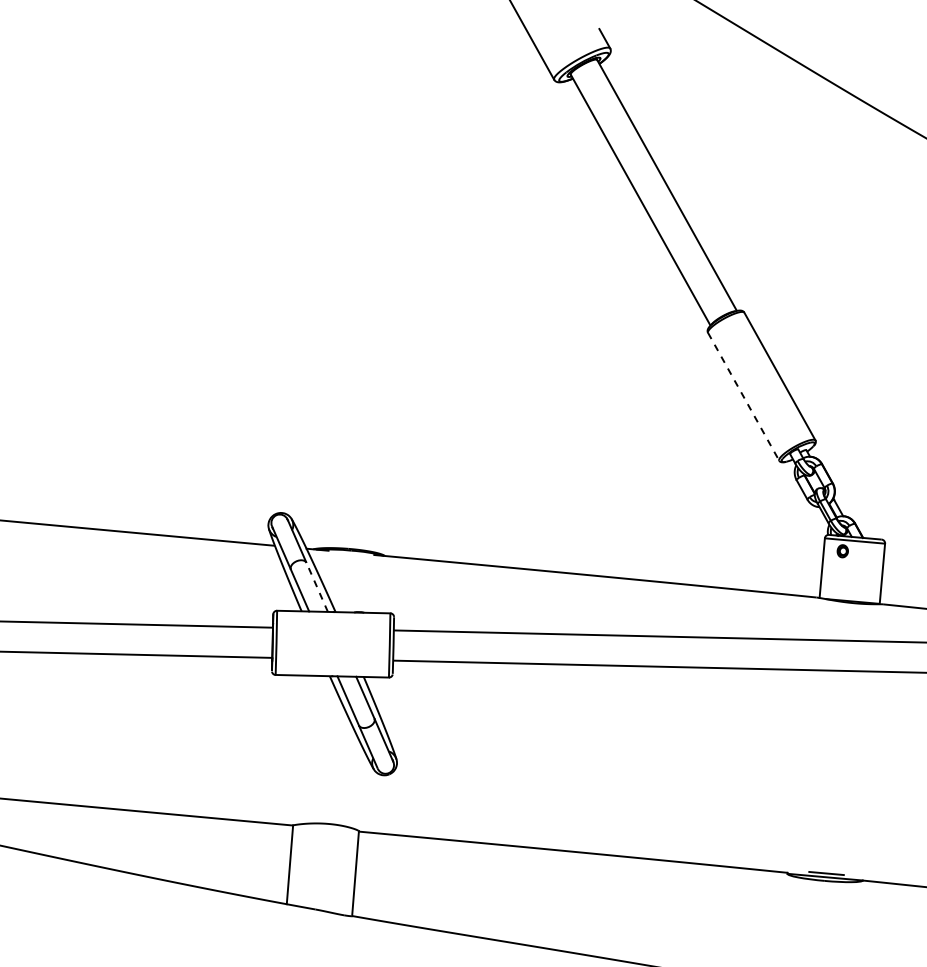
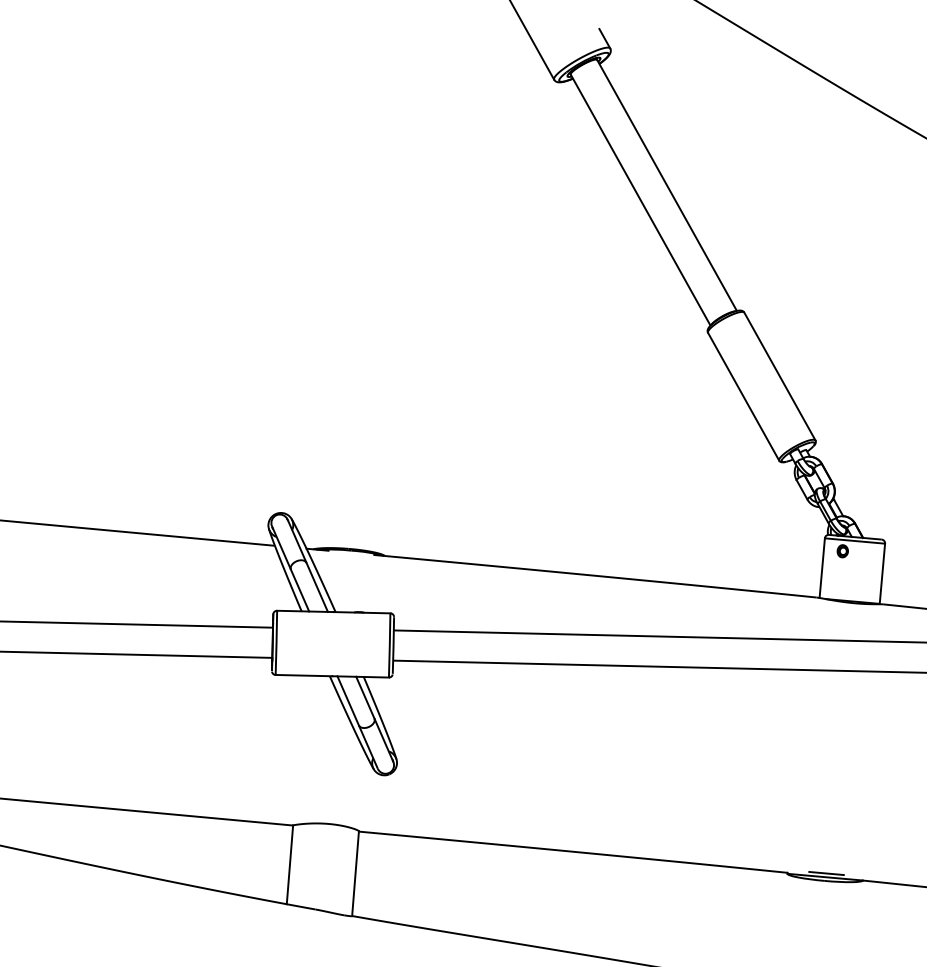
line: dashed -> solid (743, 397)
line: dashed -> solid (317, 587)
